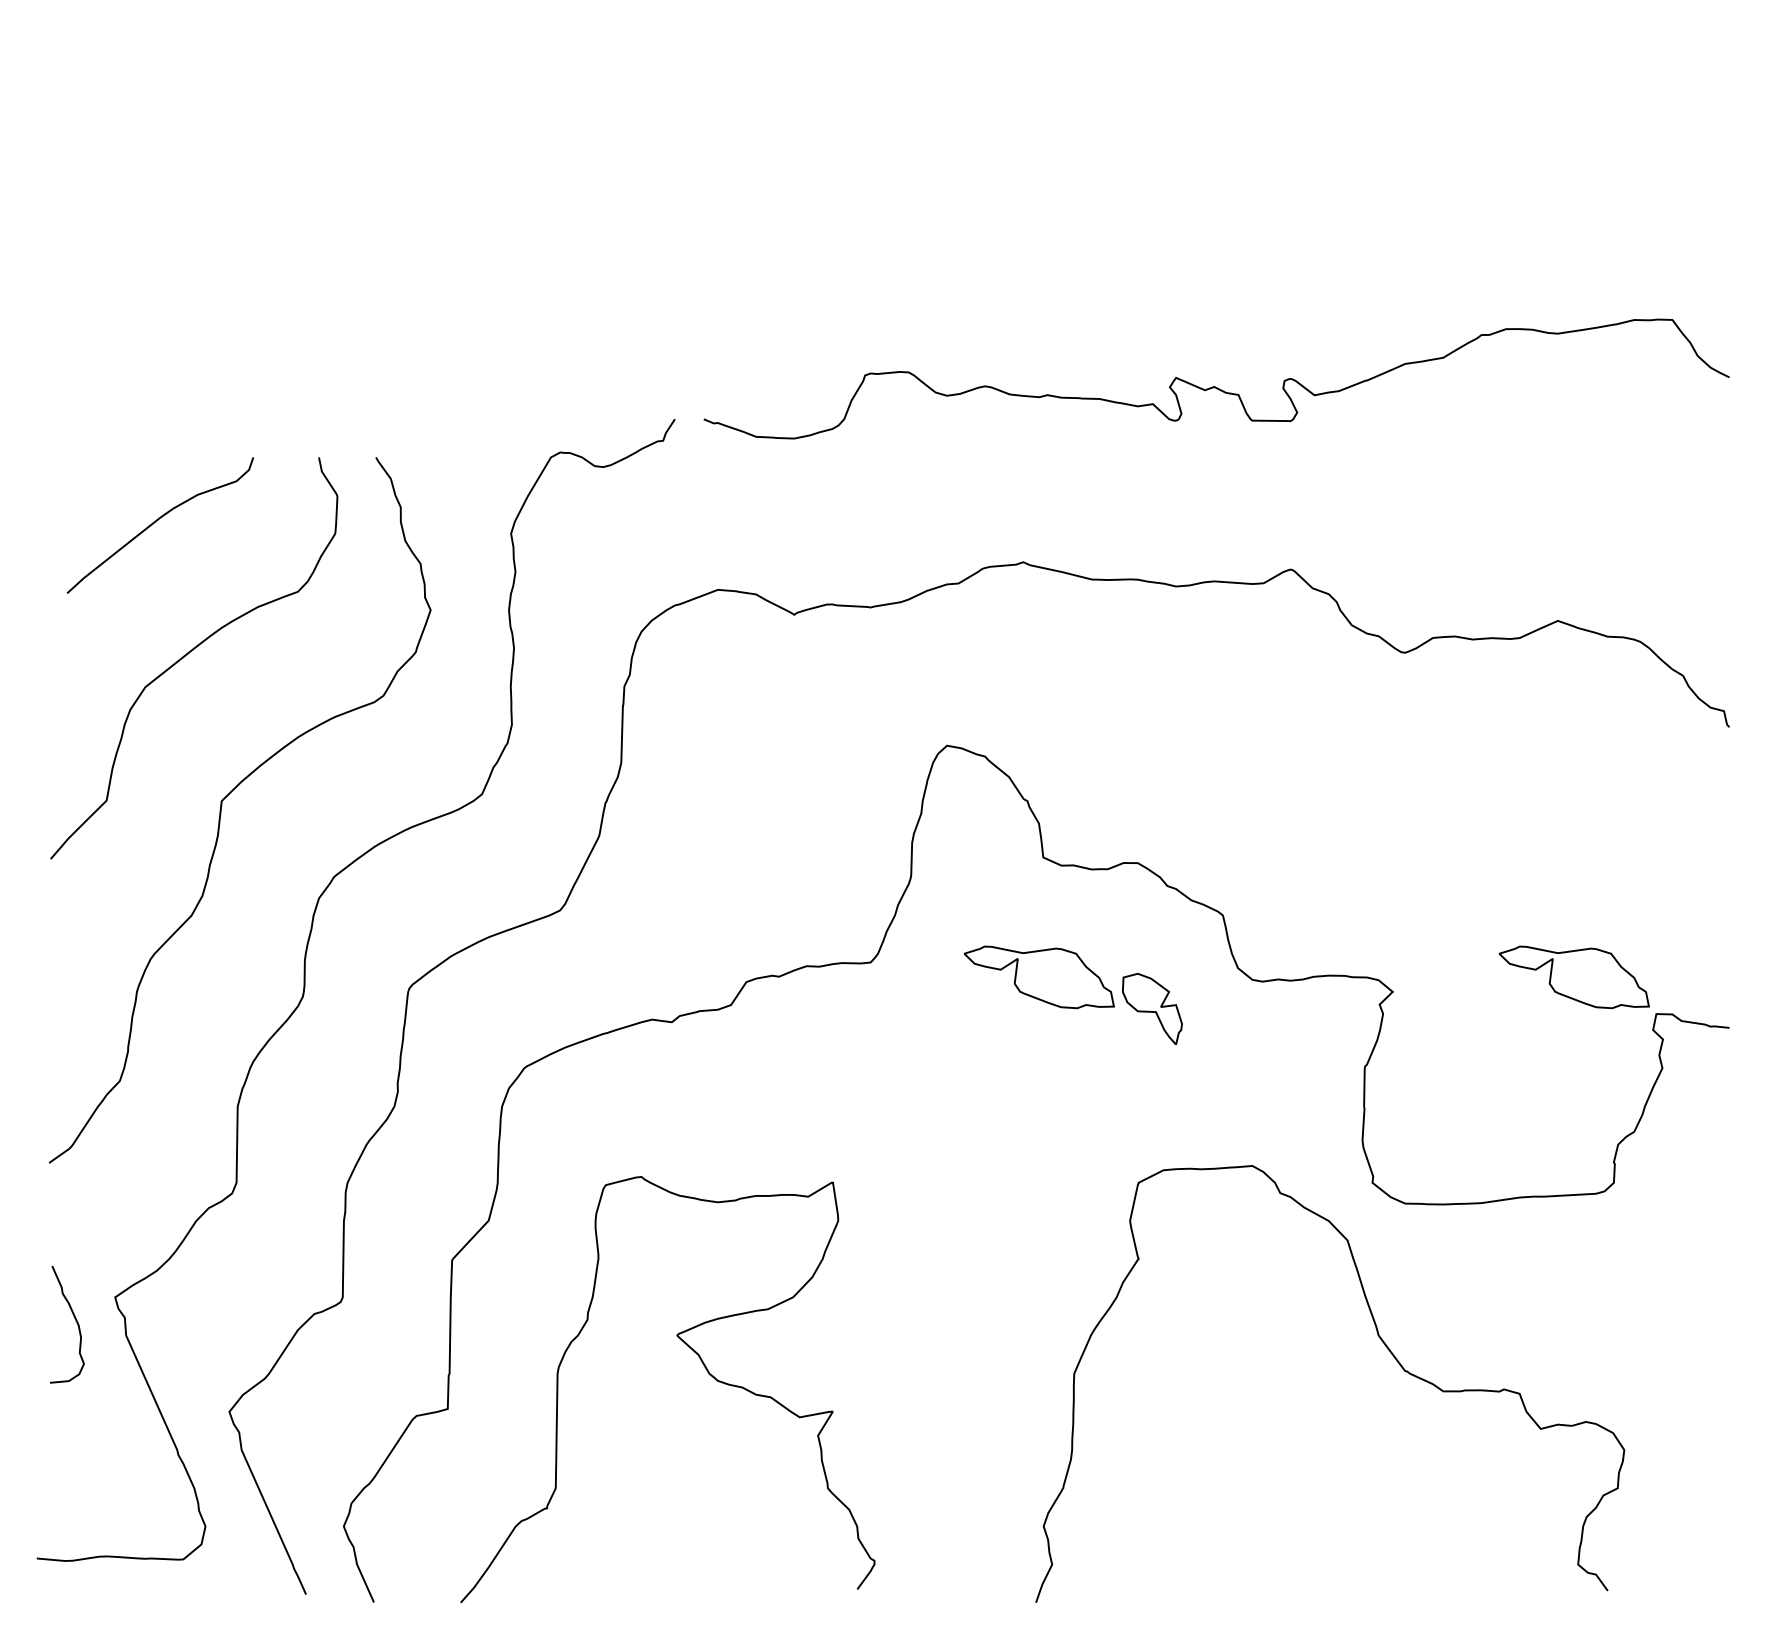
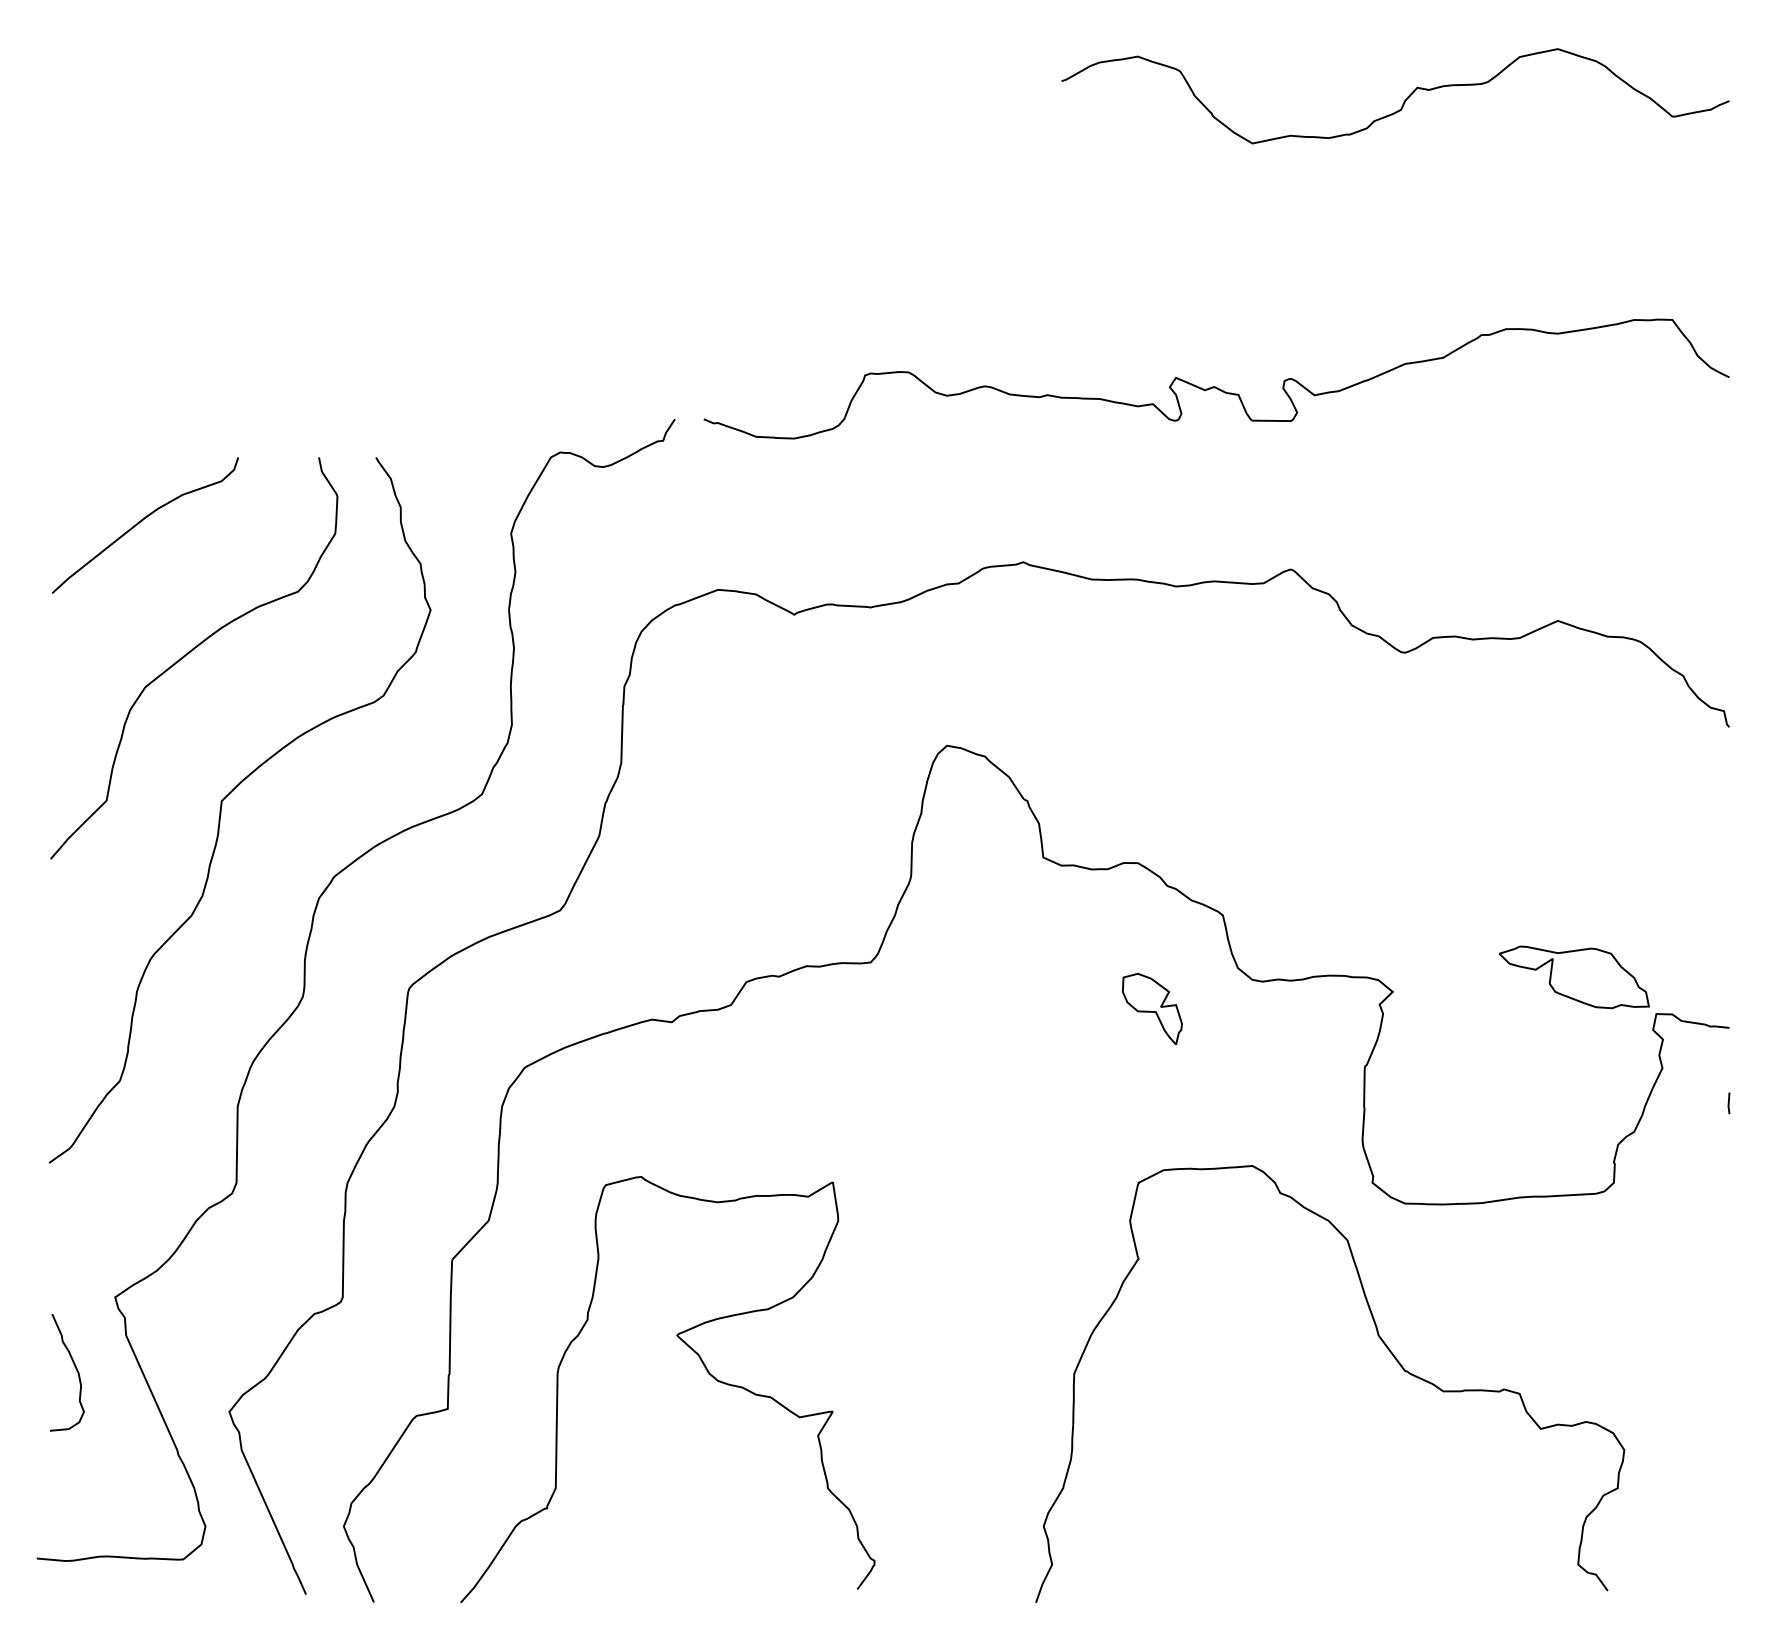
curve: none -> present (1403, 101)
curve position: (157, 521) -> (142, 521) (142, 521)
part: present -> none (1038, 977)
line: none -> present (1728, 1103)
curve position: (75, 1321) -> (75, 1369) (75, 1369)
